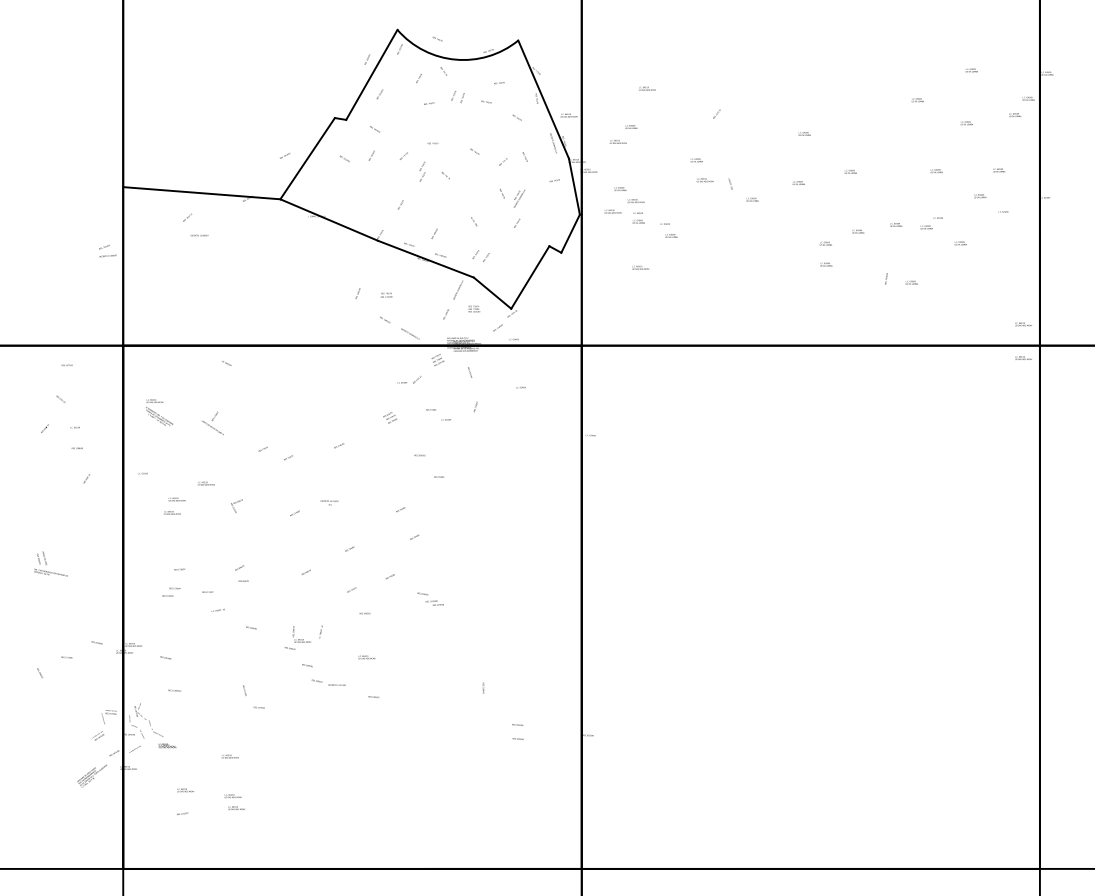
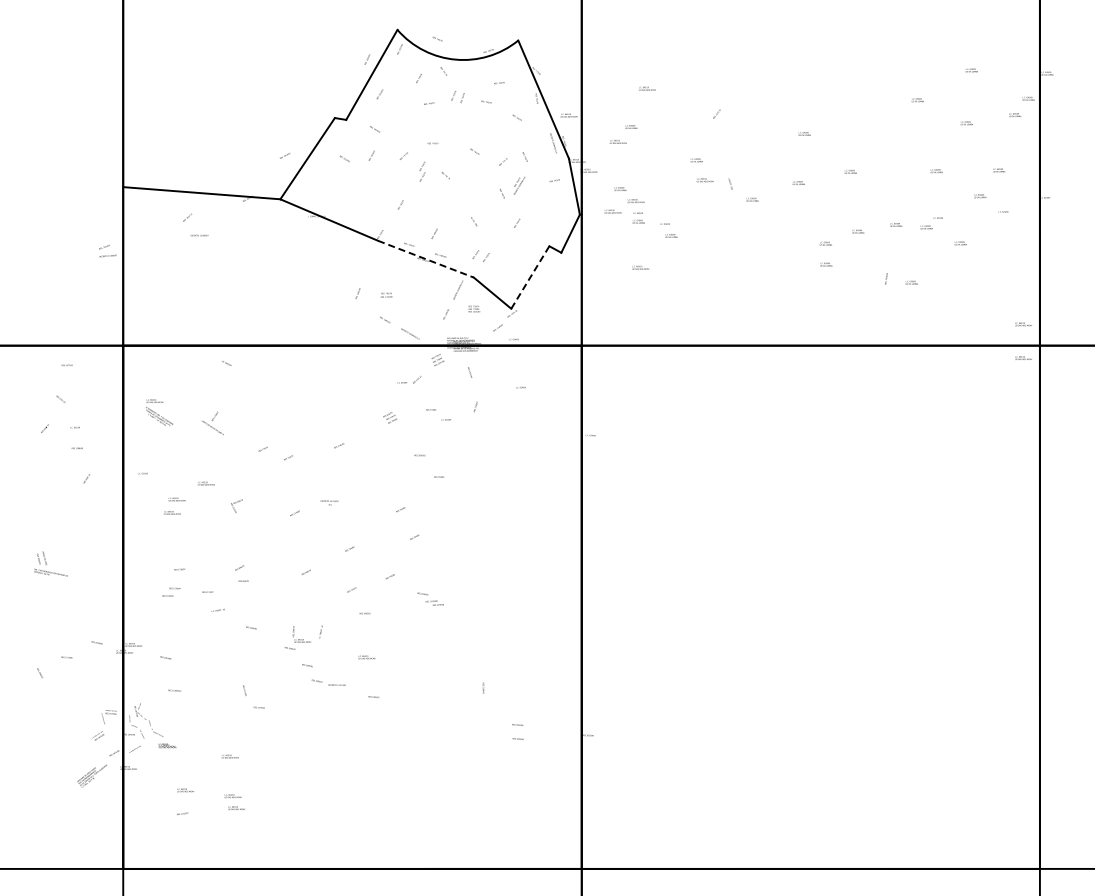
text position: (519, 198) -> (519, 185) (519, 185)
line: solid -> dashed (426, 259)
line: solid -> dashed (530, 277)
